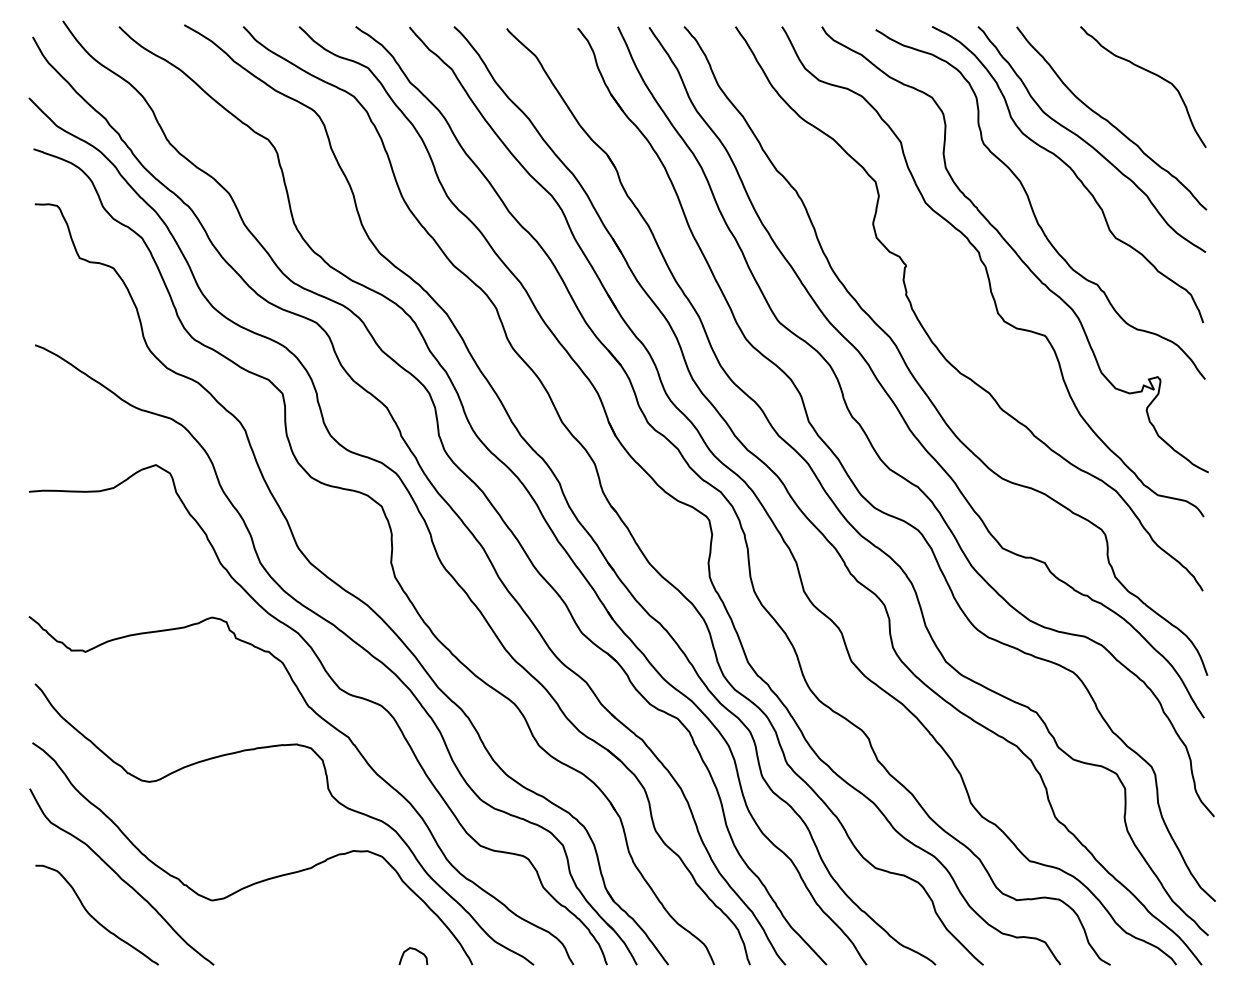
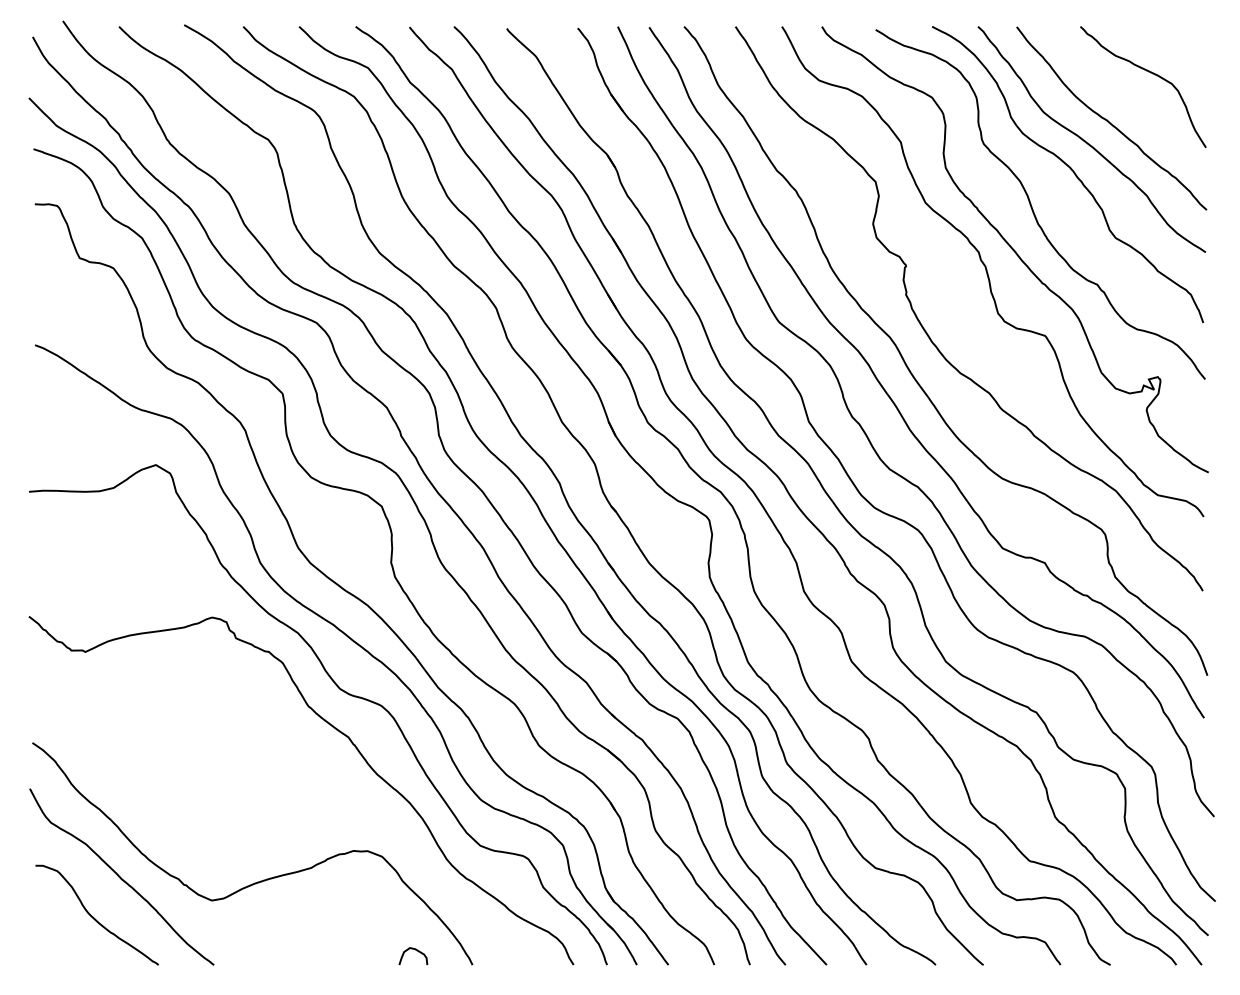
curve: present -> none (330, 795)
